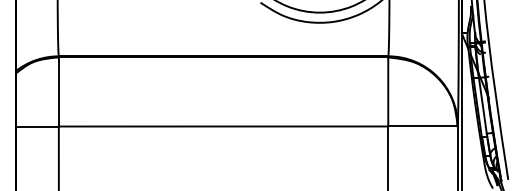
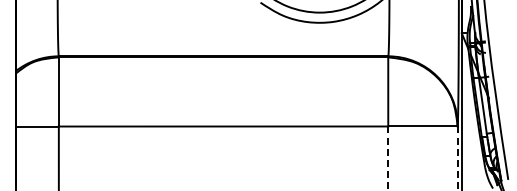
line: solid -> dashed (388, 158)
line: solid -> dashed (457, 158)
